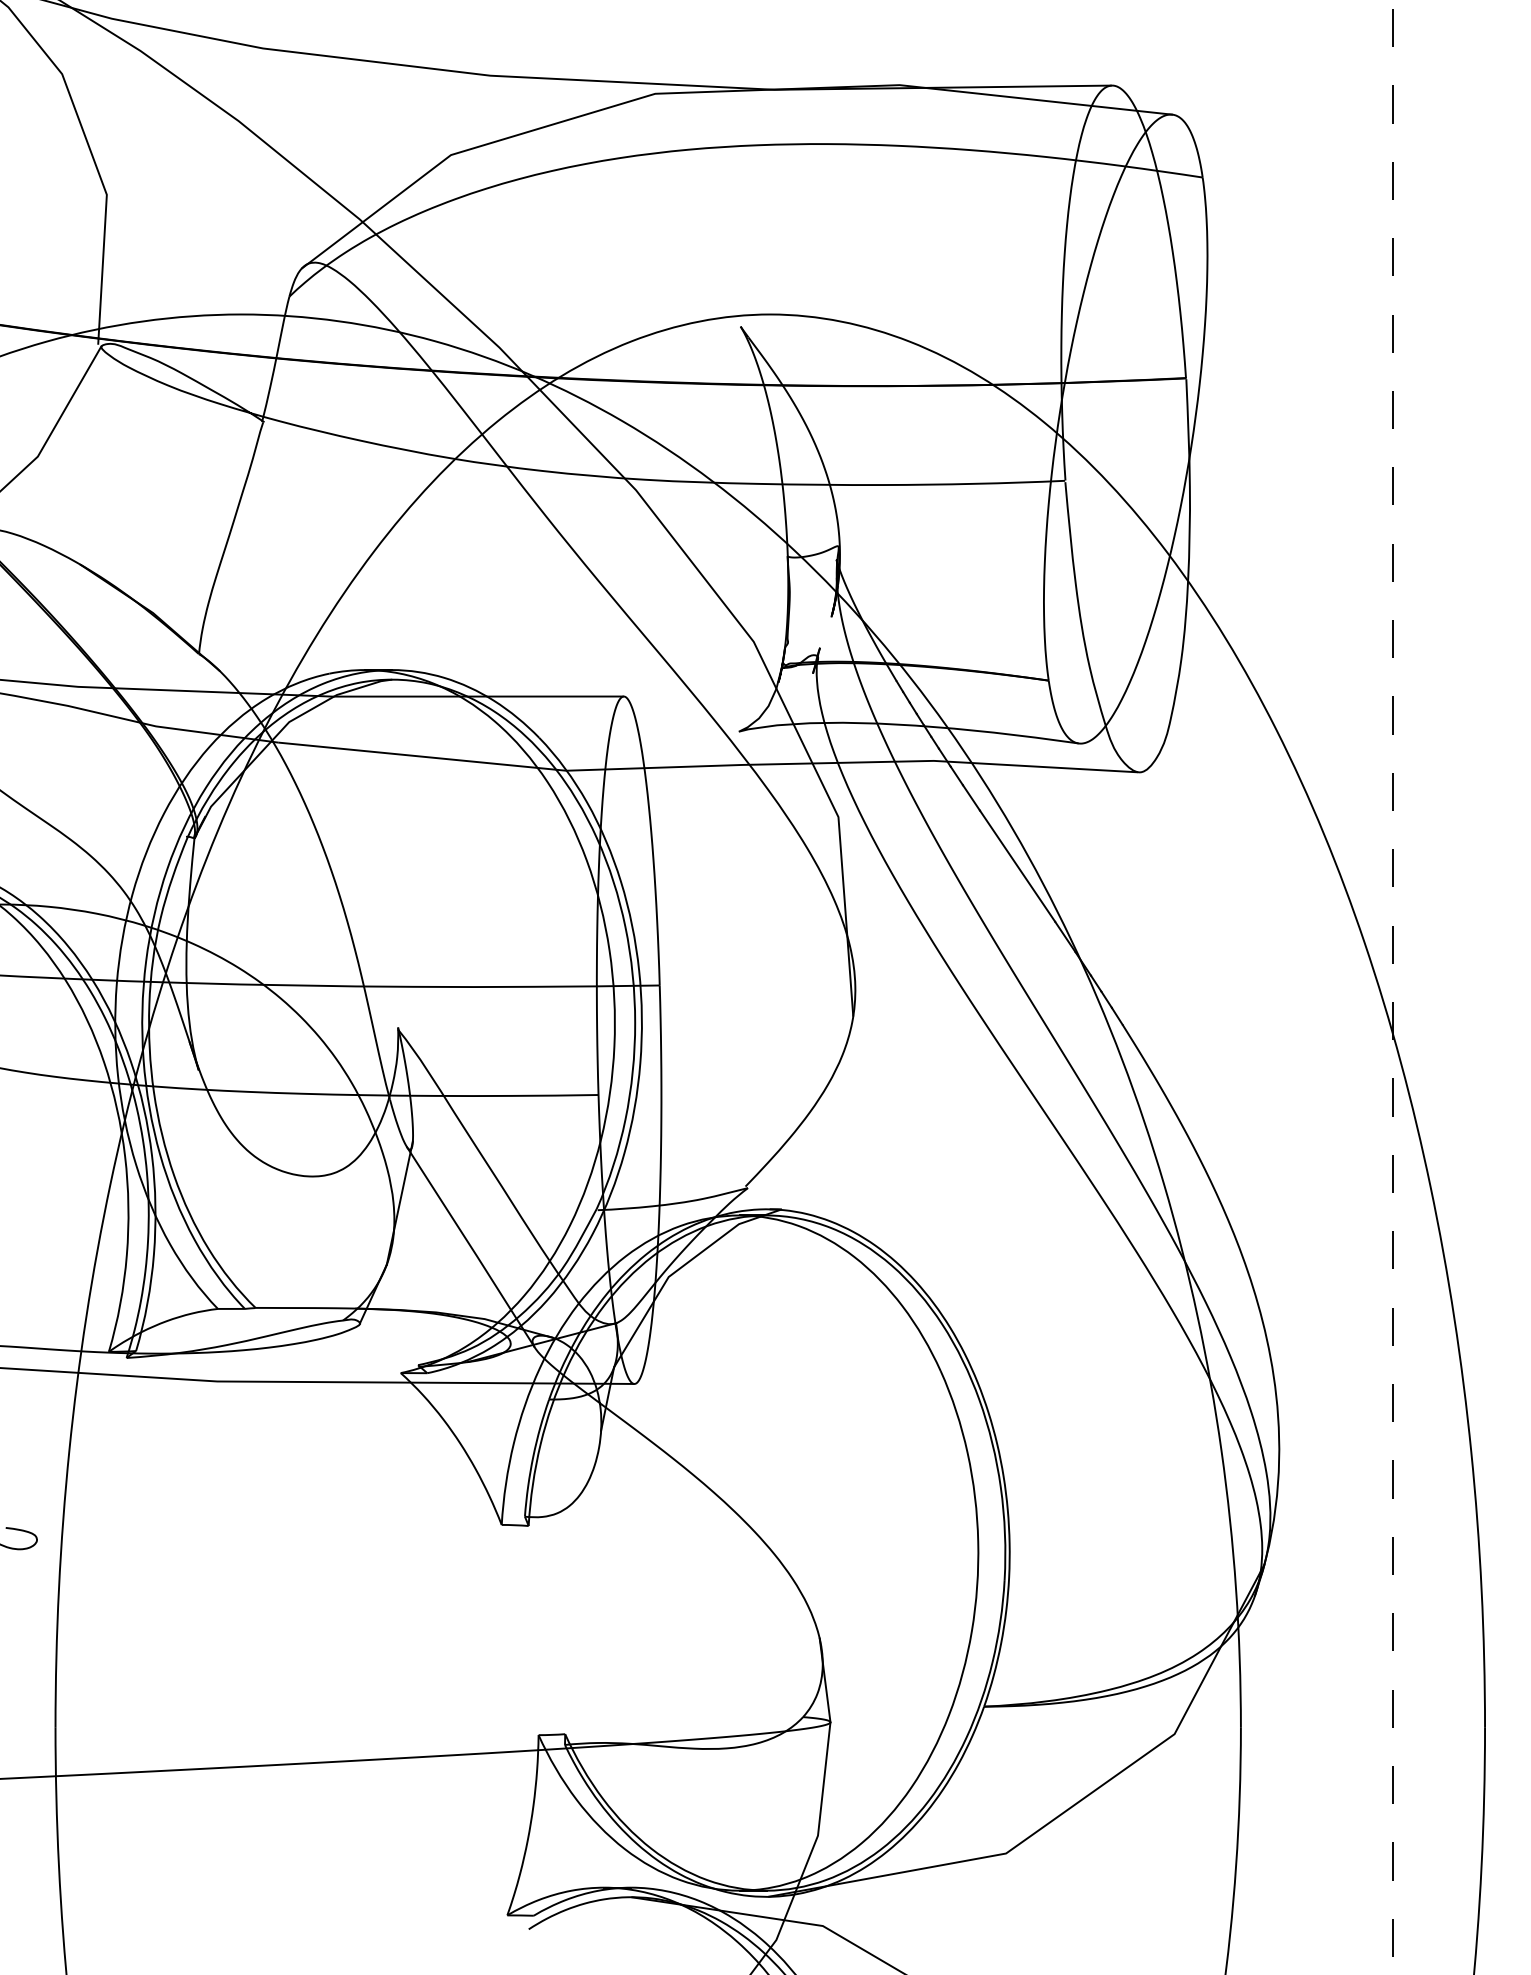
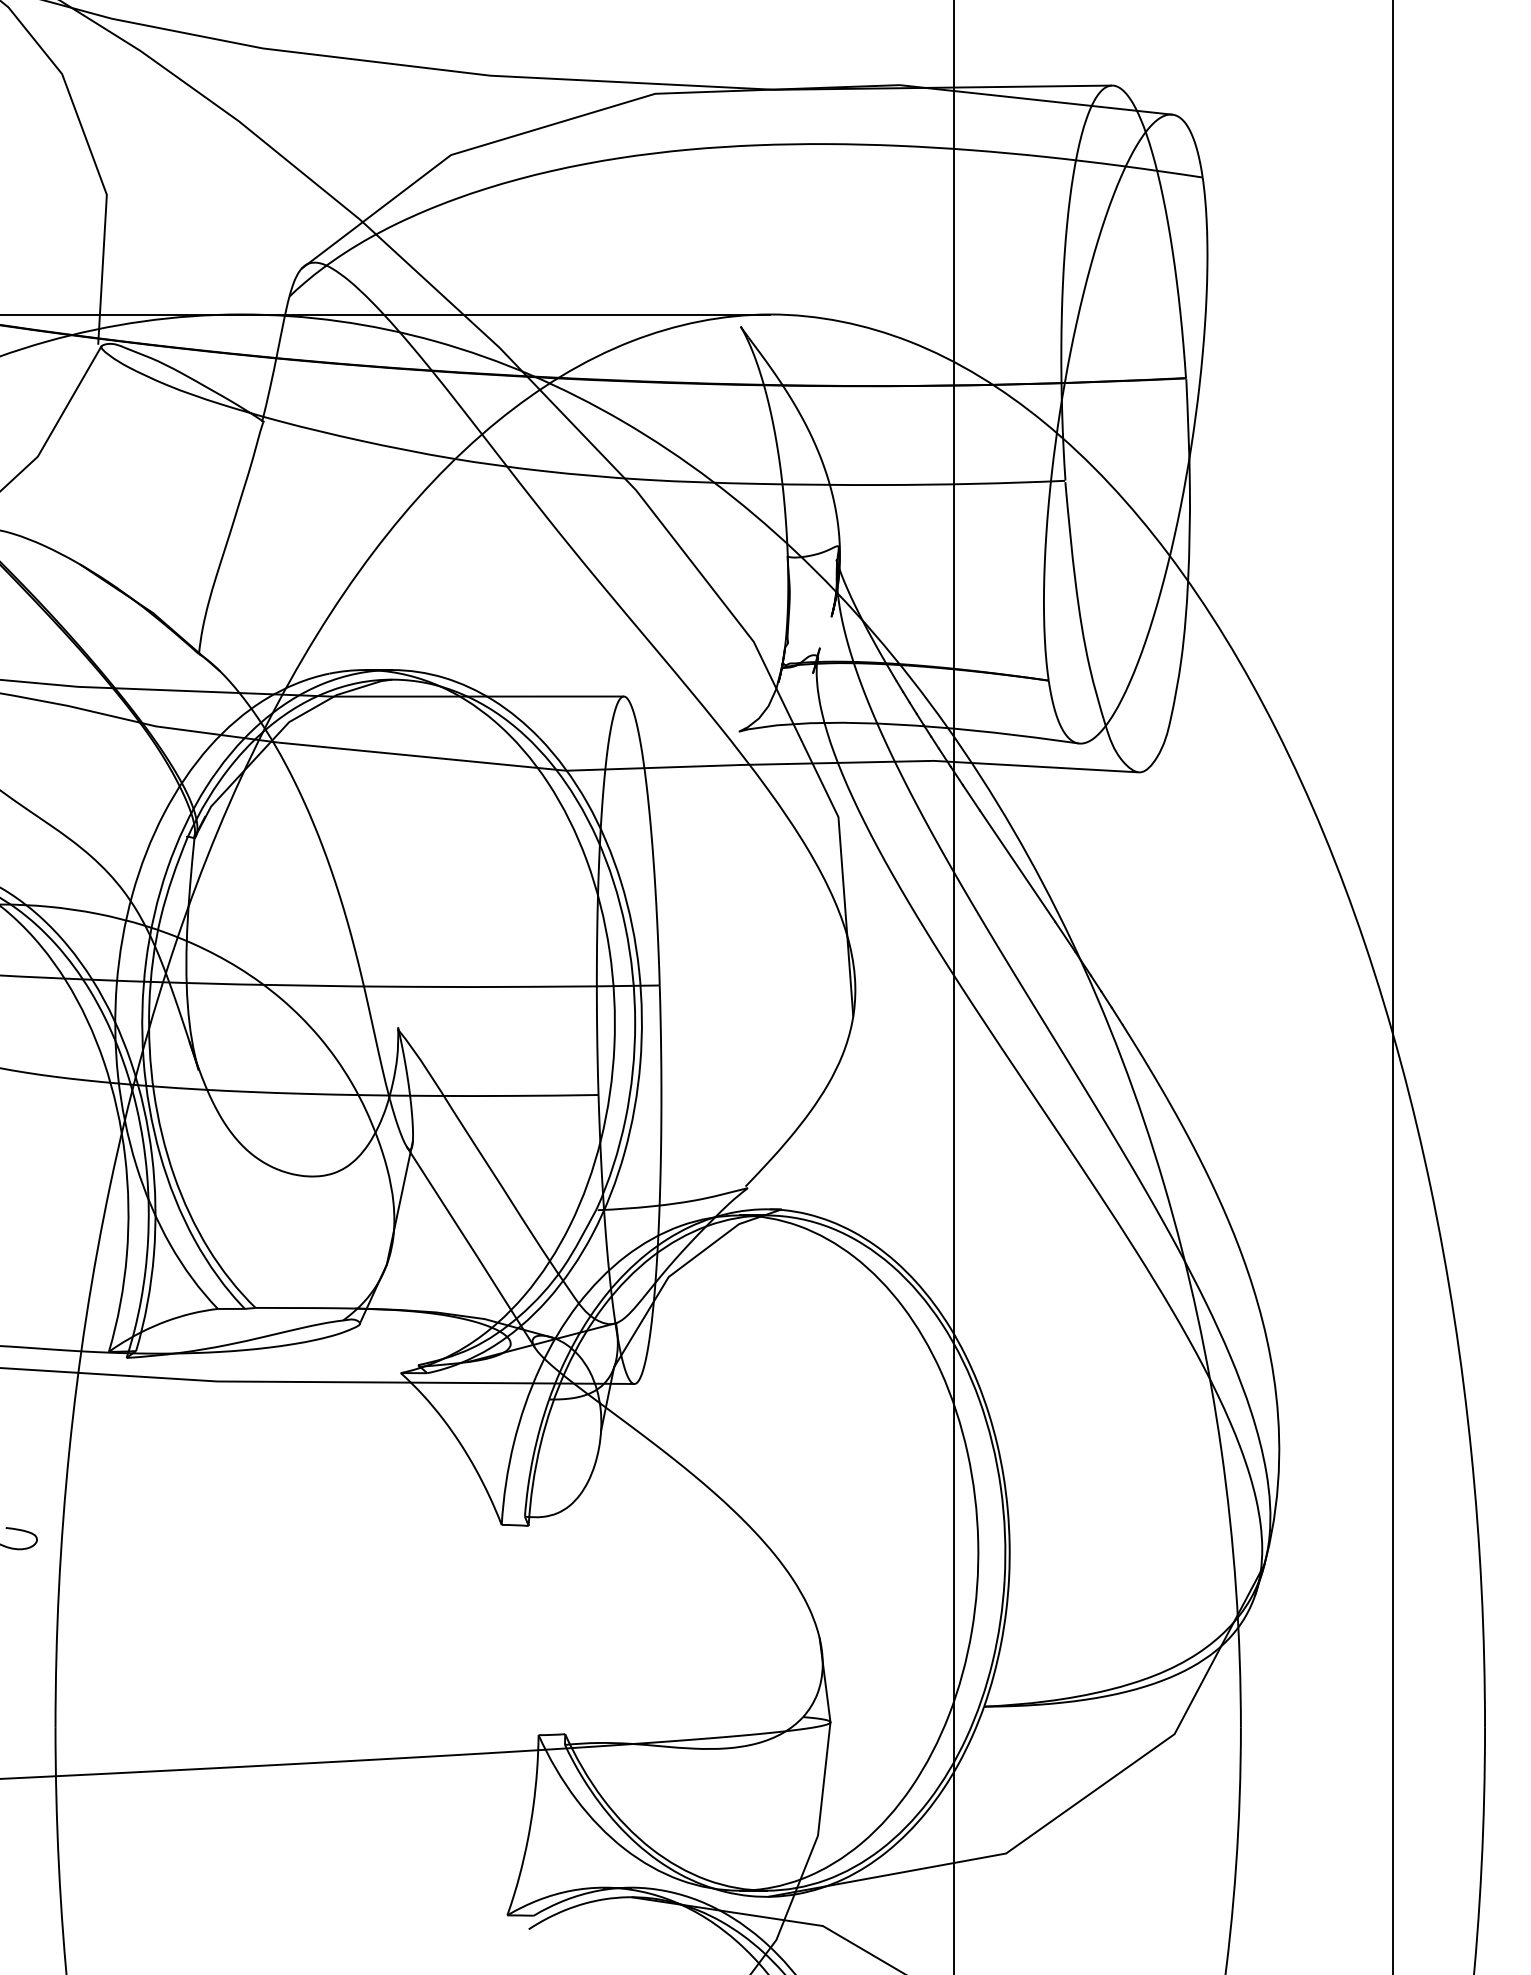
line: none -> present (386, 314)
line: none -> present (953, 986)
line: dashed -> solid (1393, 987)
